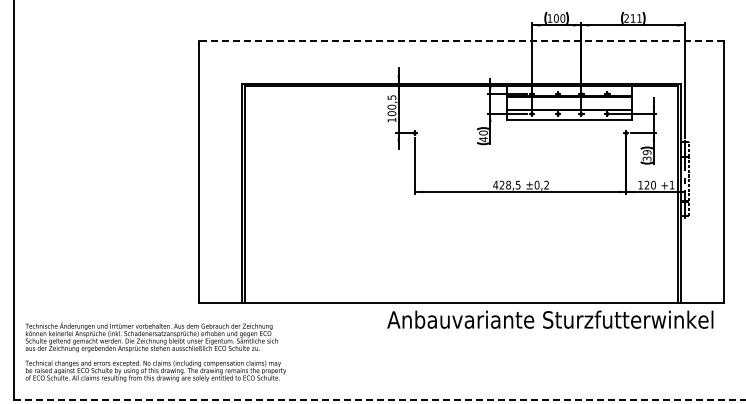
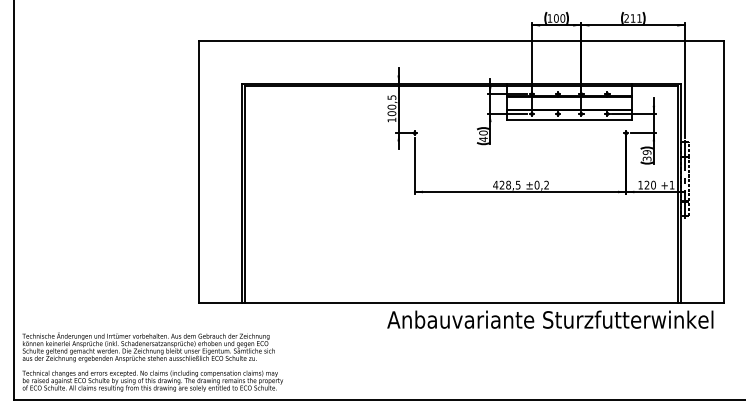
line: dashed -> solid (460, 40)
text position: (155, 351) -> (152, 361) (152, 361)
line: dashed -> solid (379, 399)
